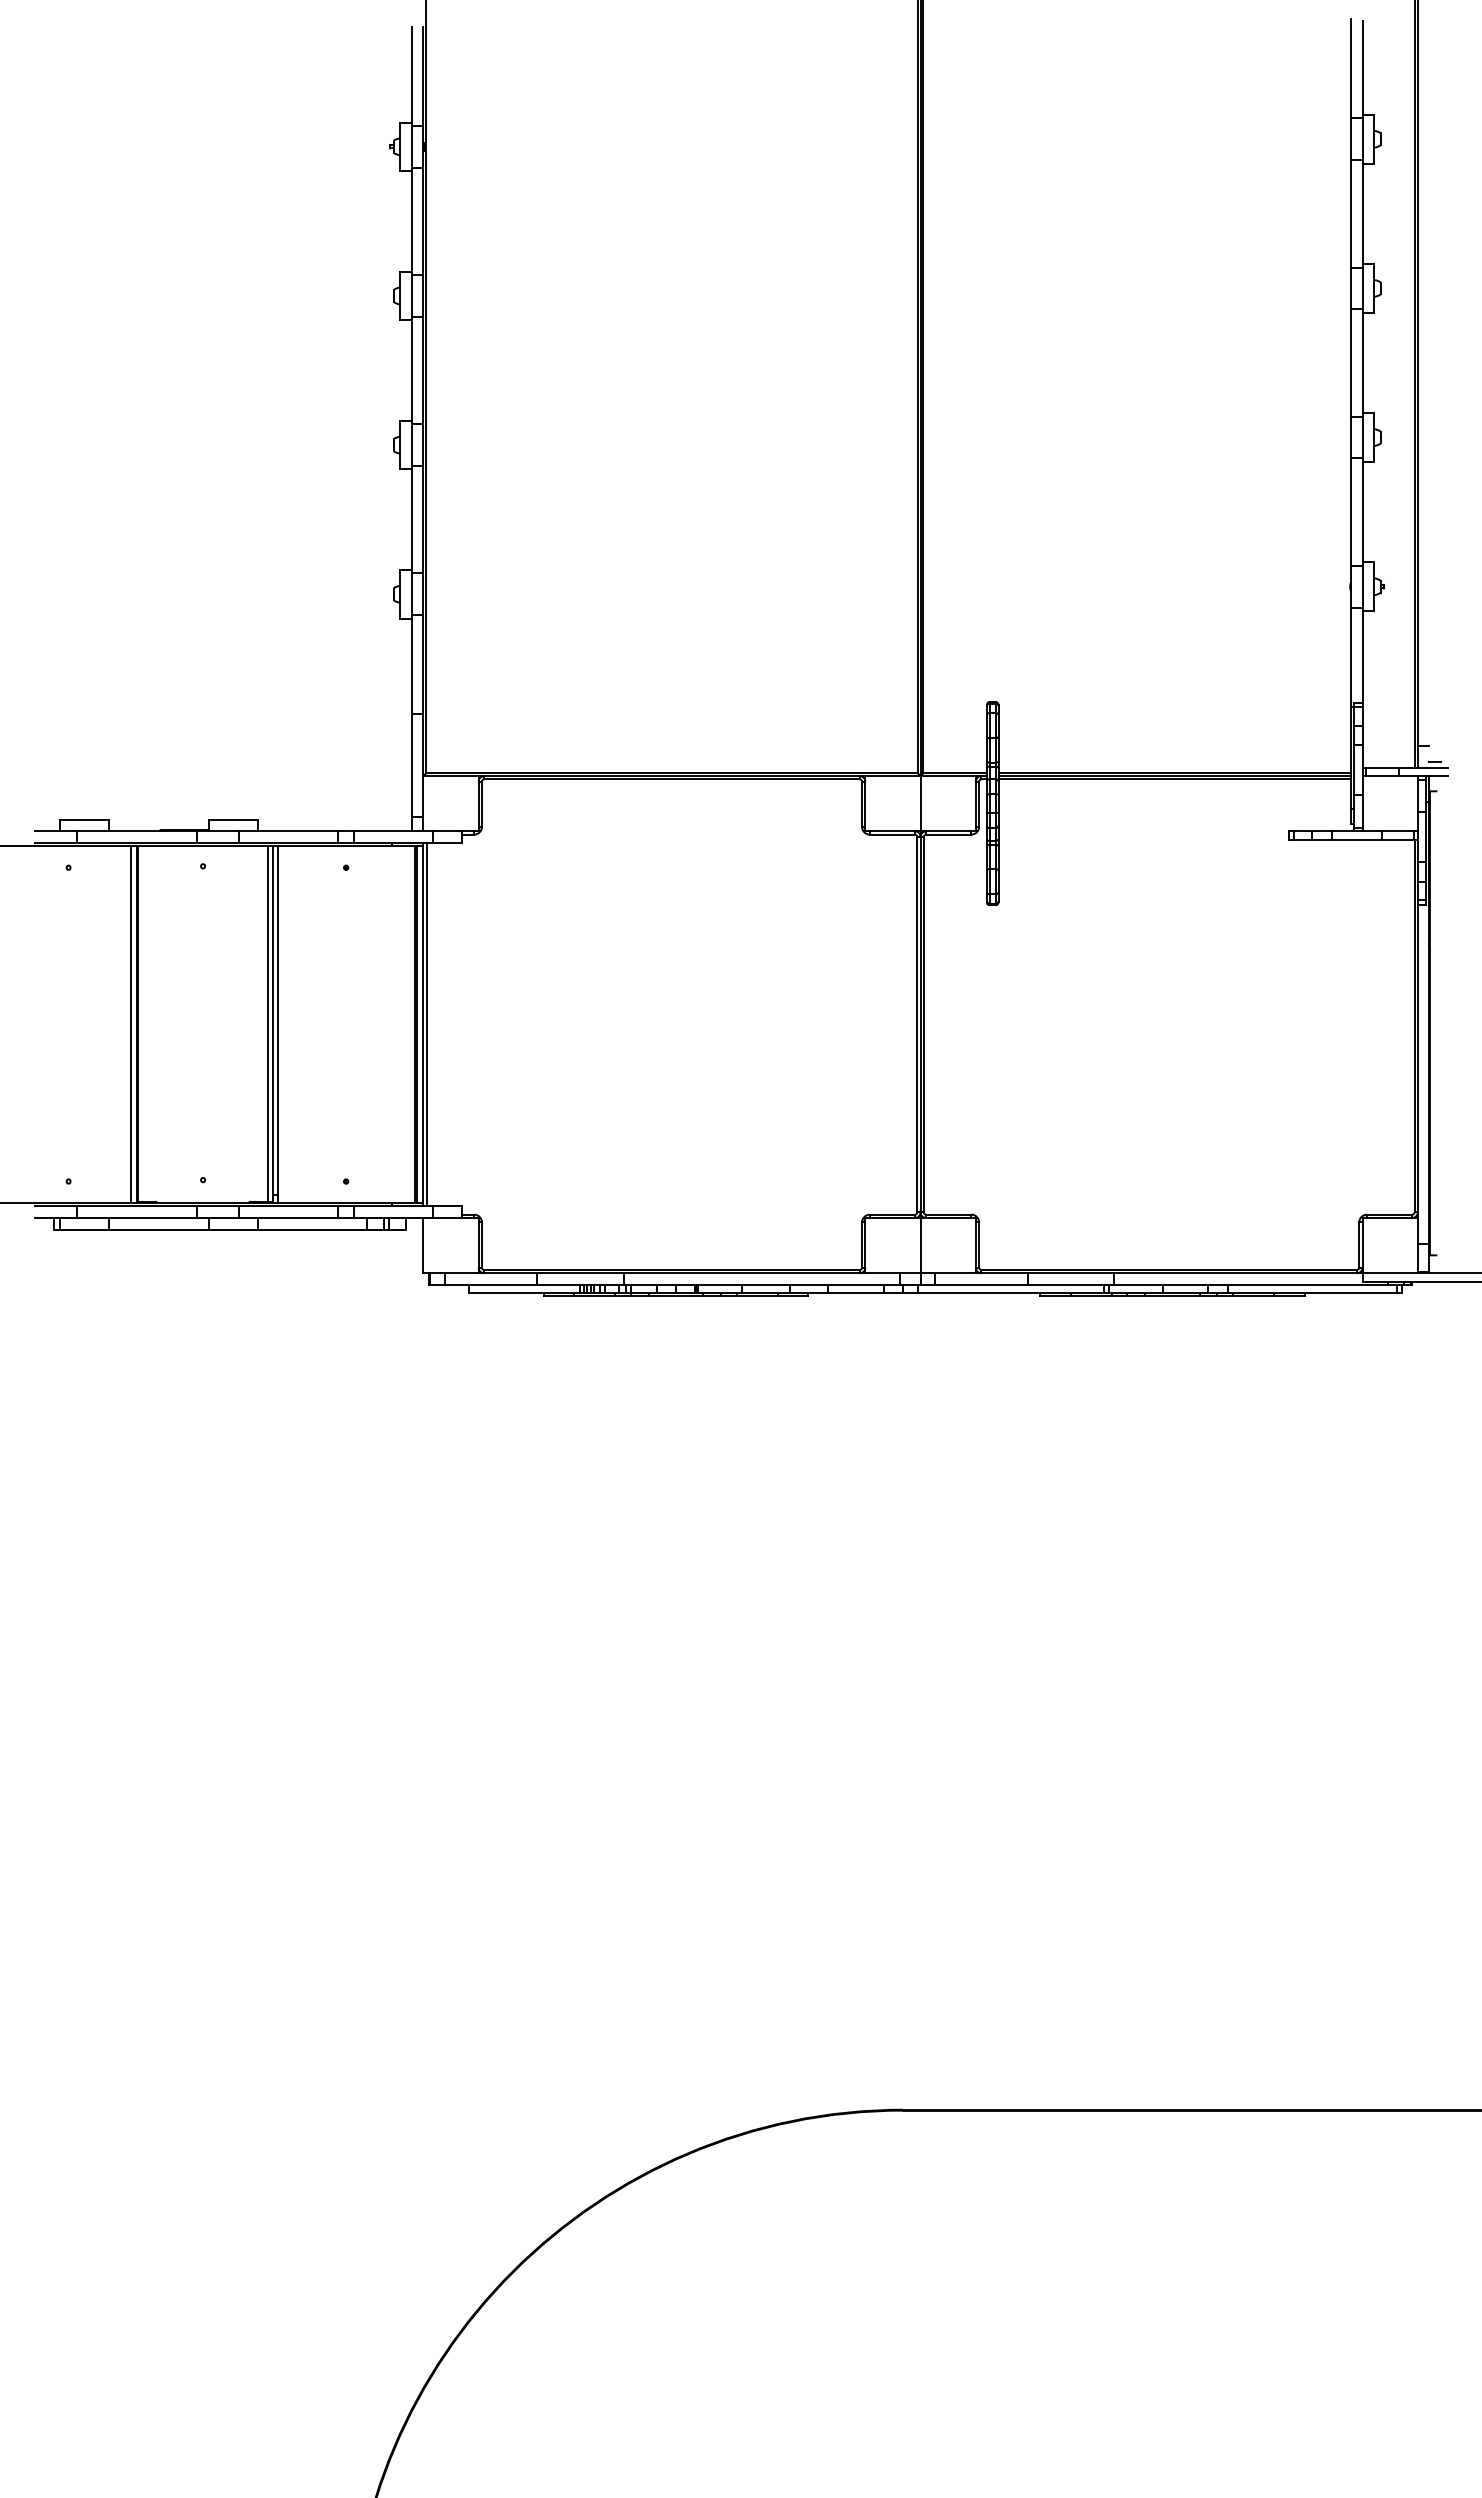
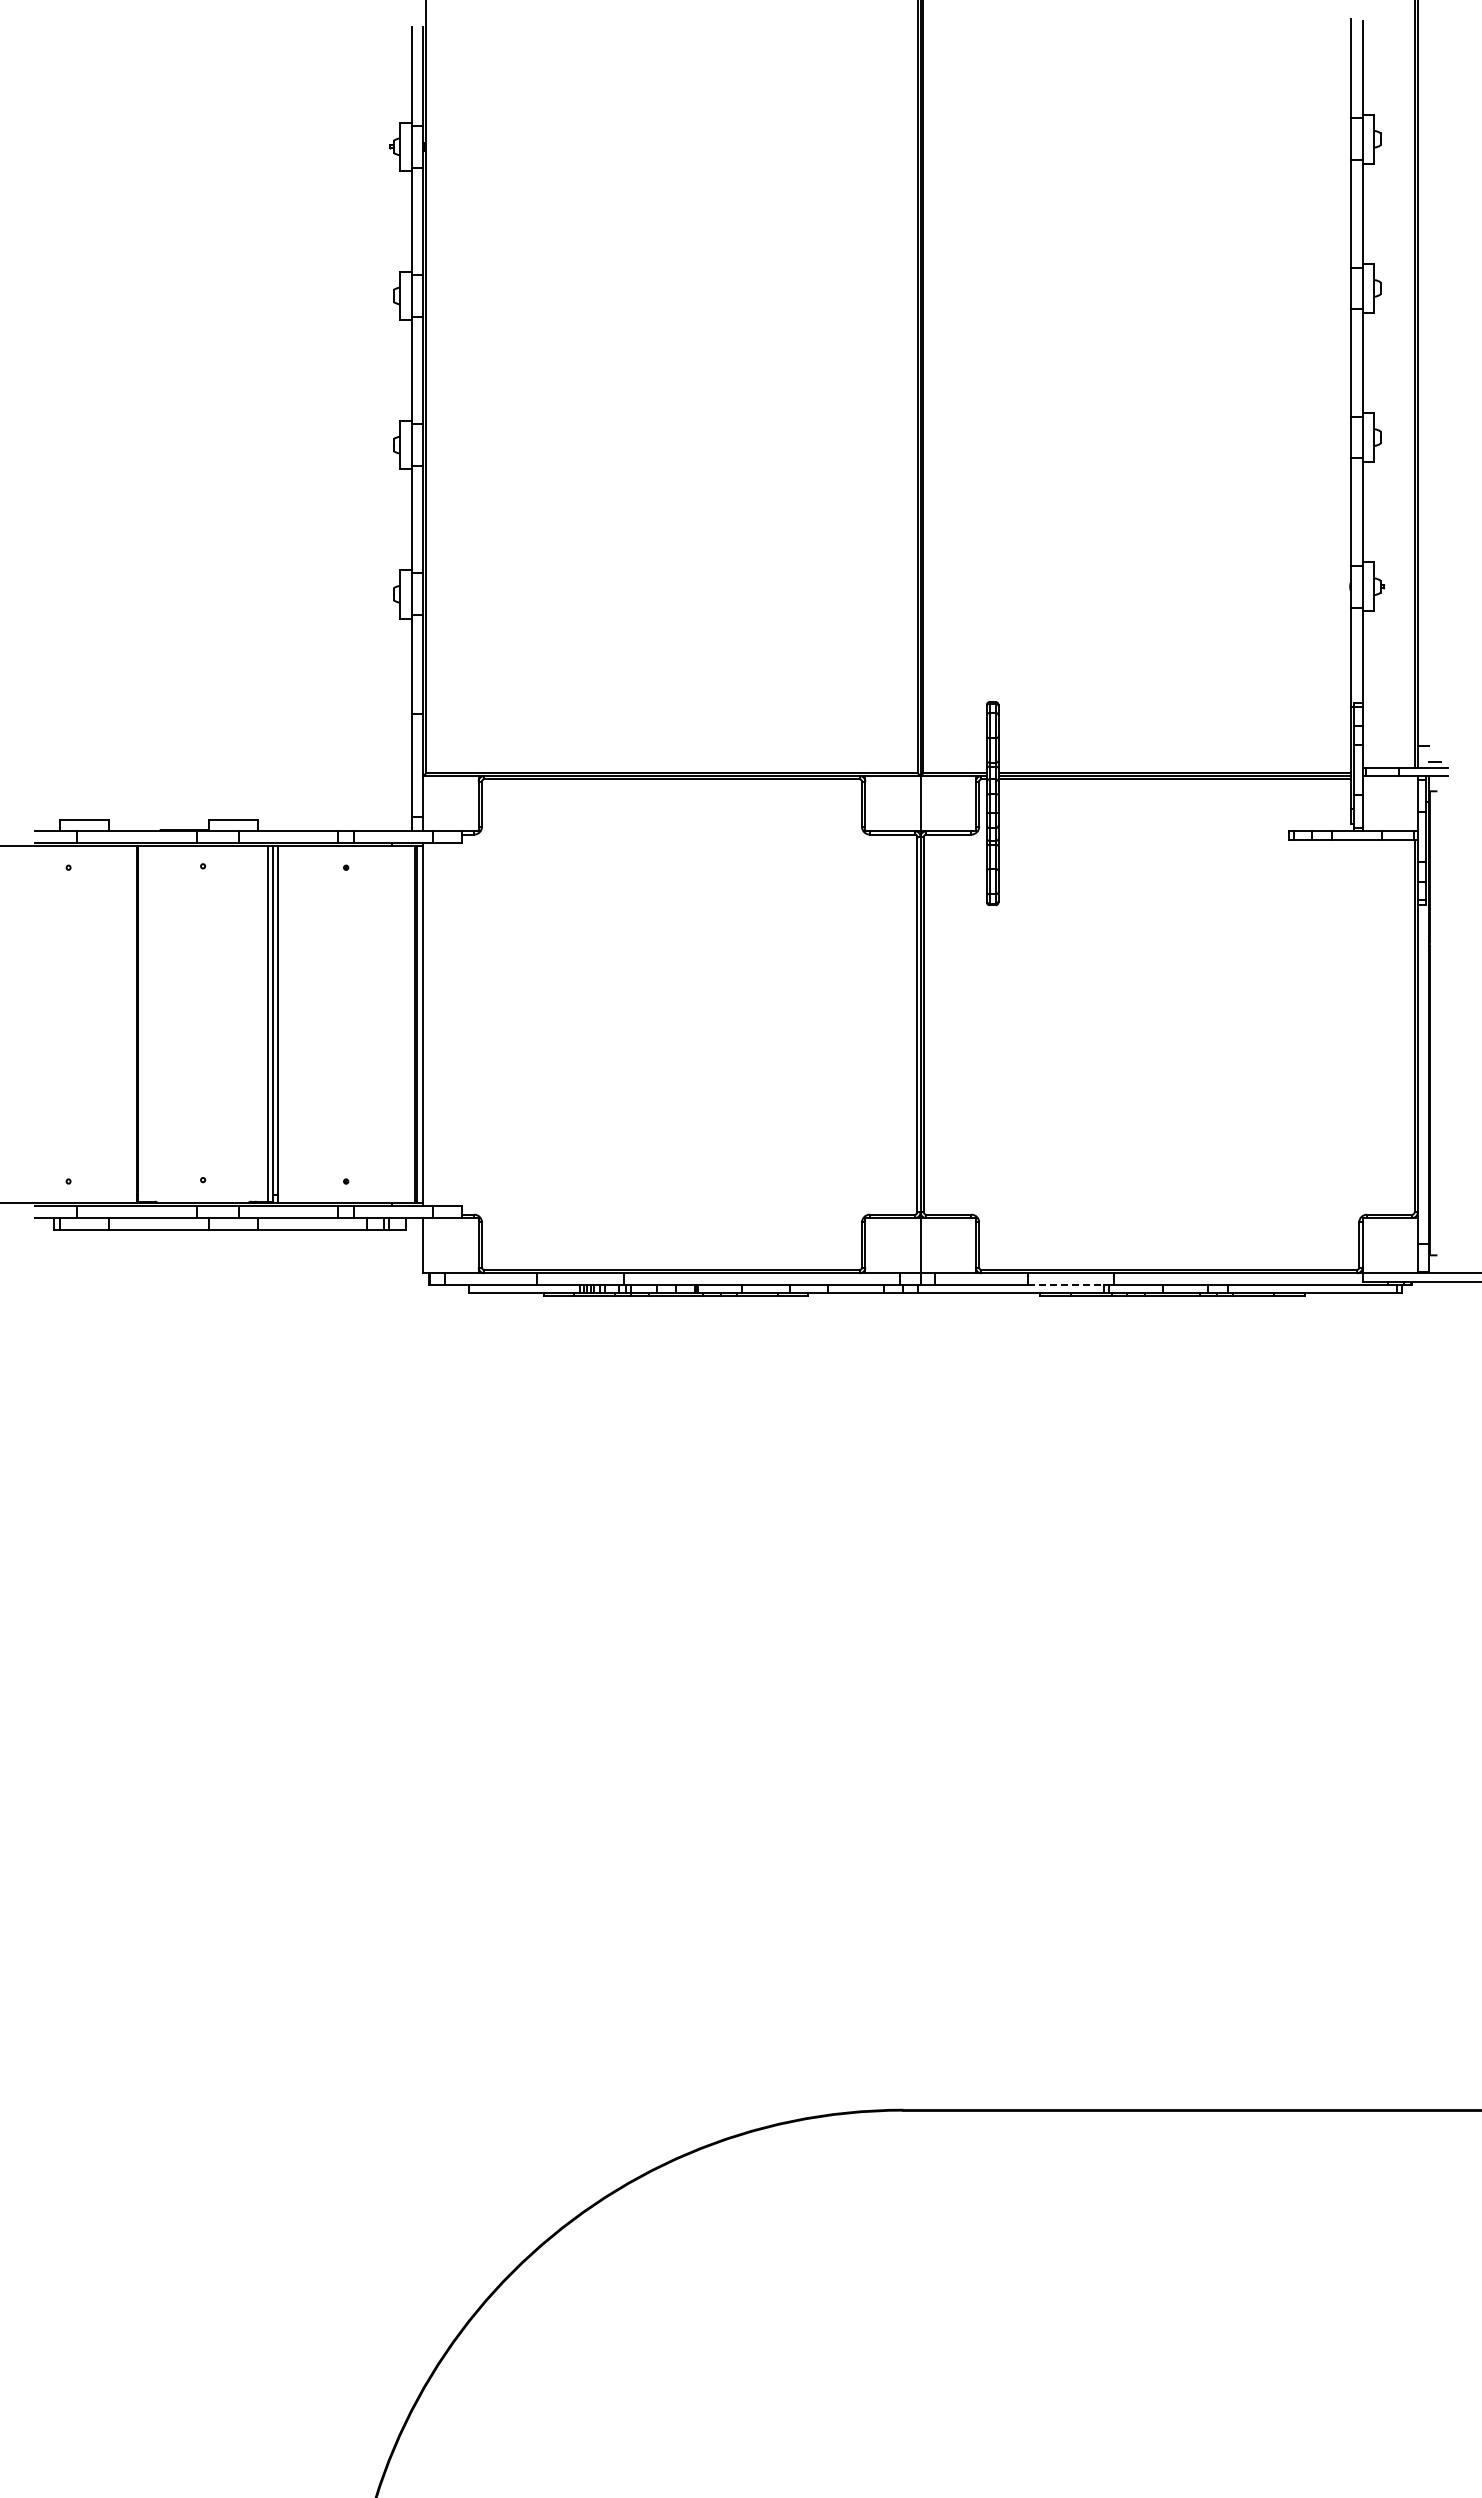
line: present -> none (130, 1024)
line: present -> none (426, 1024)
line: solid -> dashed (1066, 1284)
